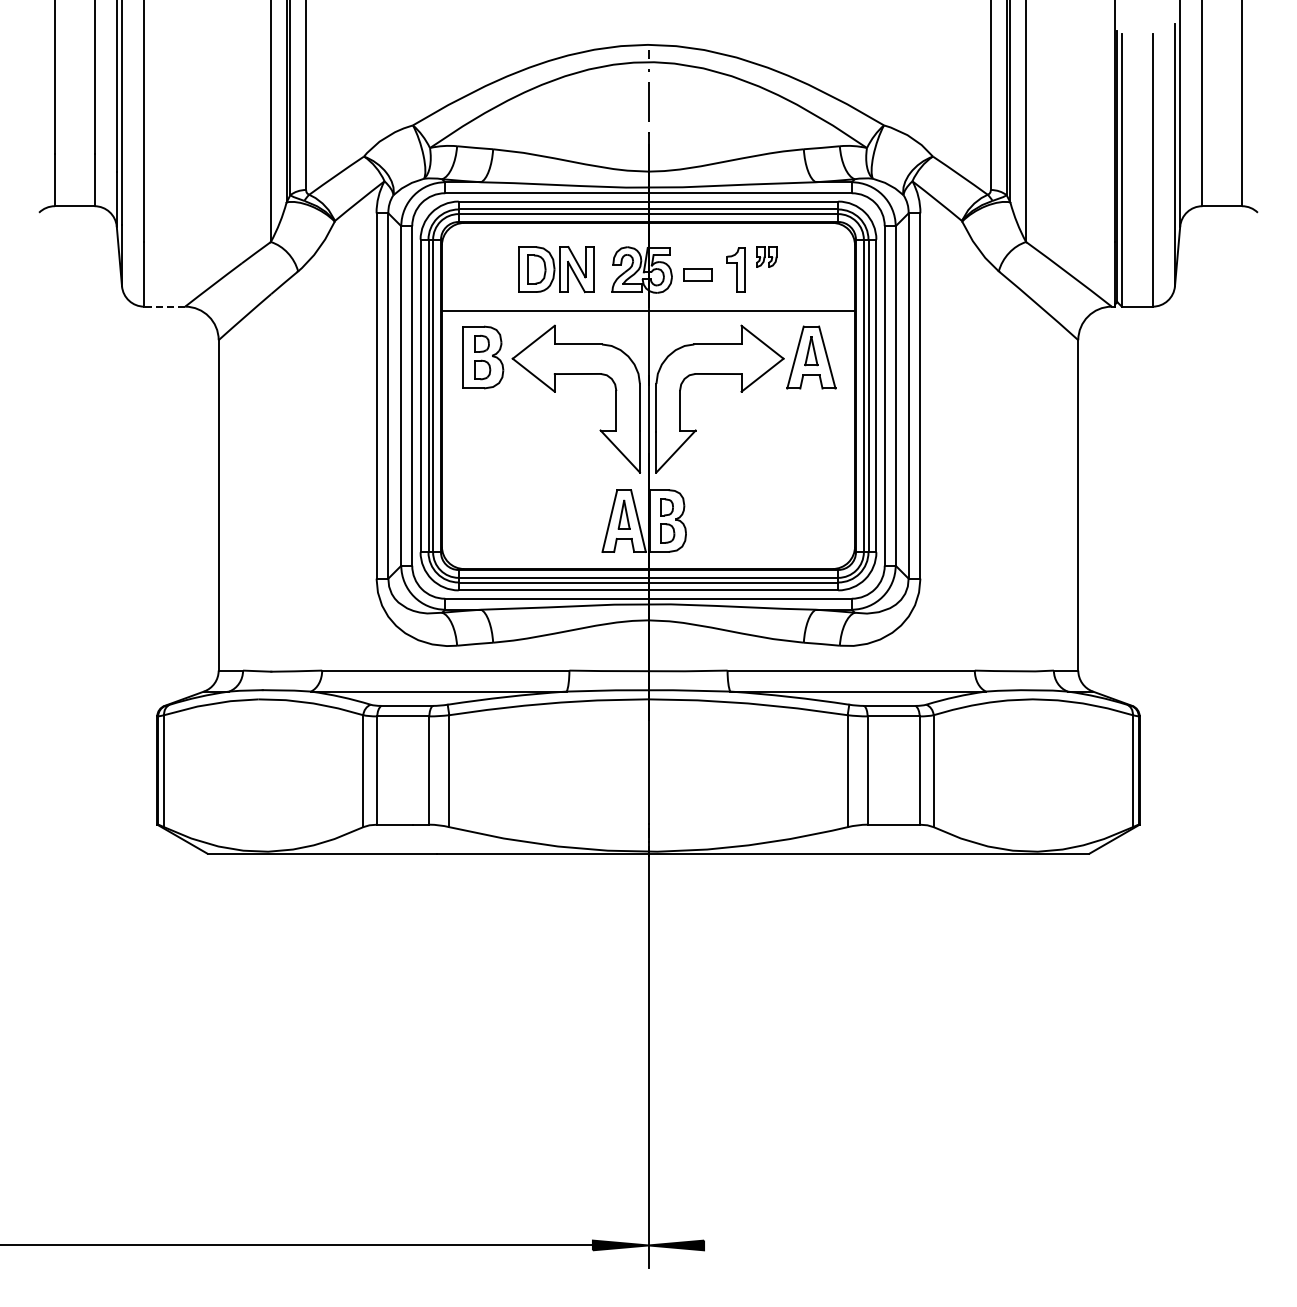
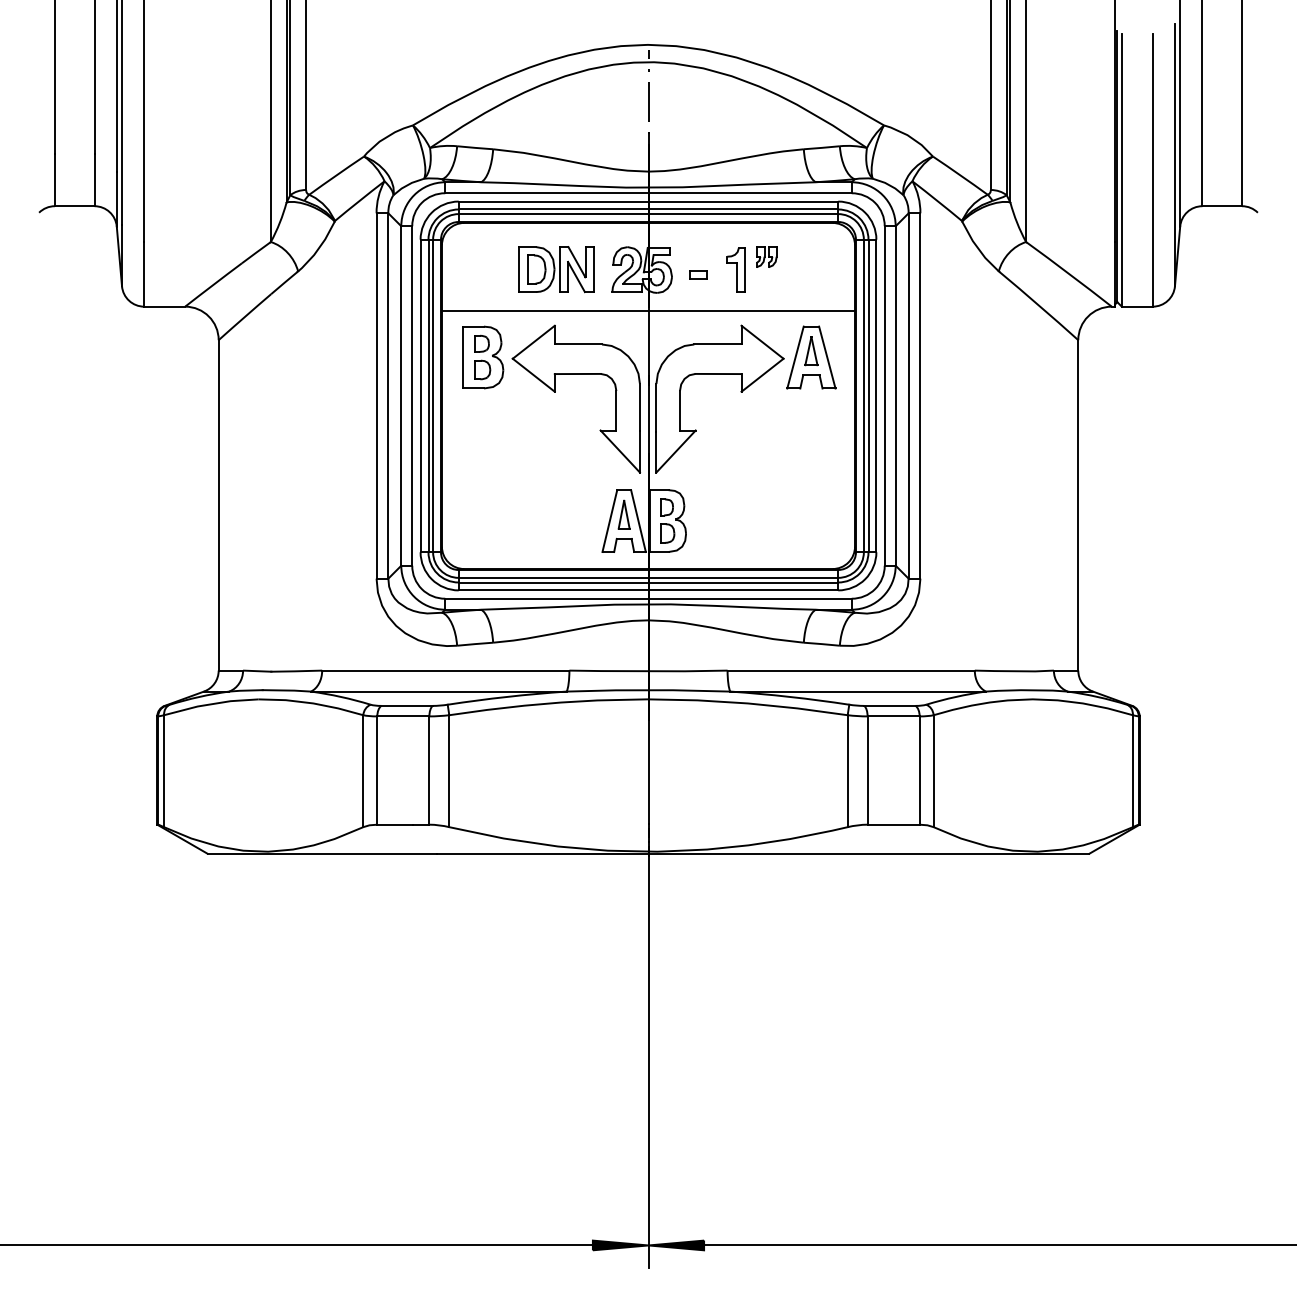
part size: 30x14 px -> 19x10 px (698, 274)
line: dashed -> solid (164, 306)
line: none -> present (998, 1245)
